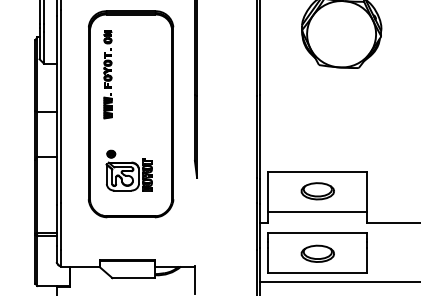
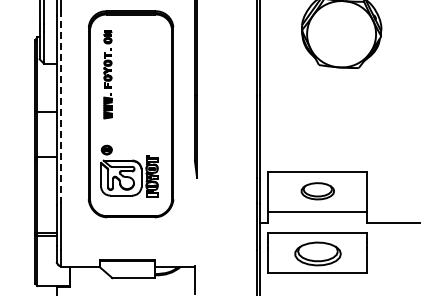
line: solid -> dashed (61, 106)
part size: 48x43 px -> 59x54 px (129, 170)
part size: 35x19 px -> 48x26 px (317, 253)
line: present -> none (338, 282)
